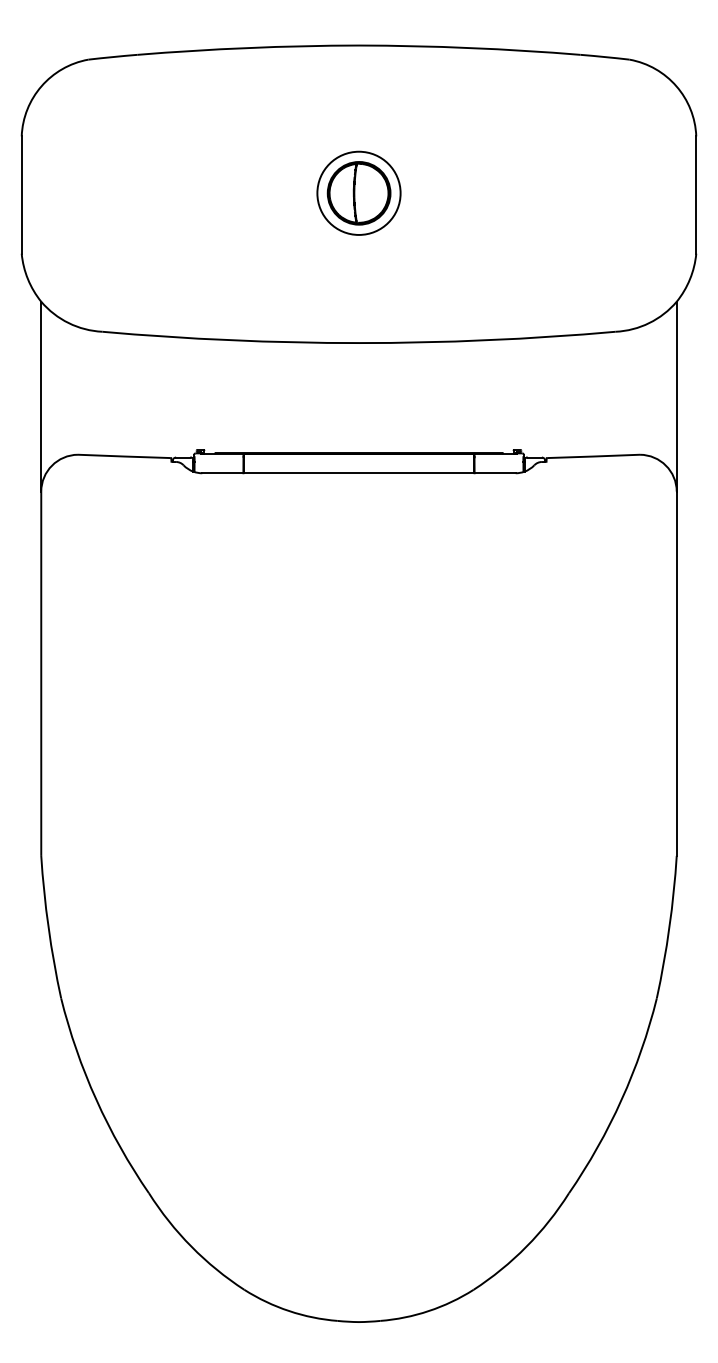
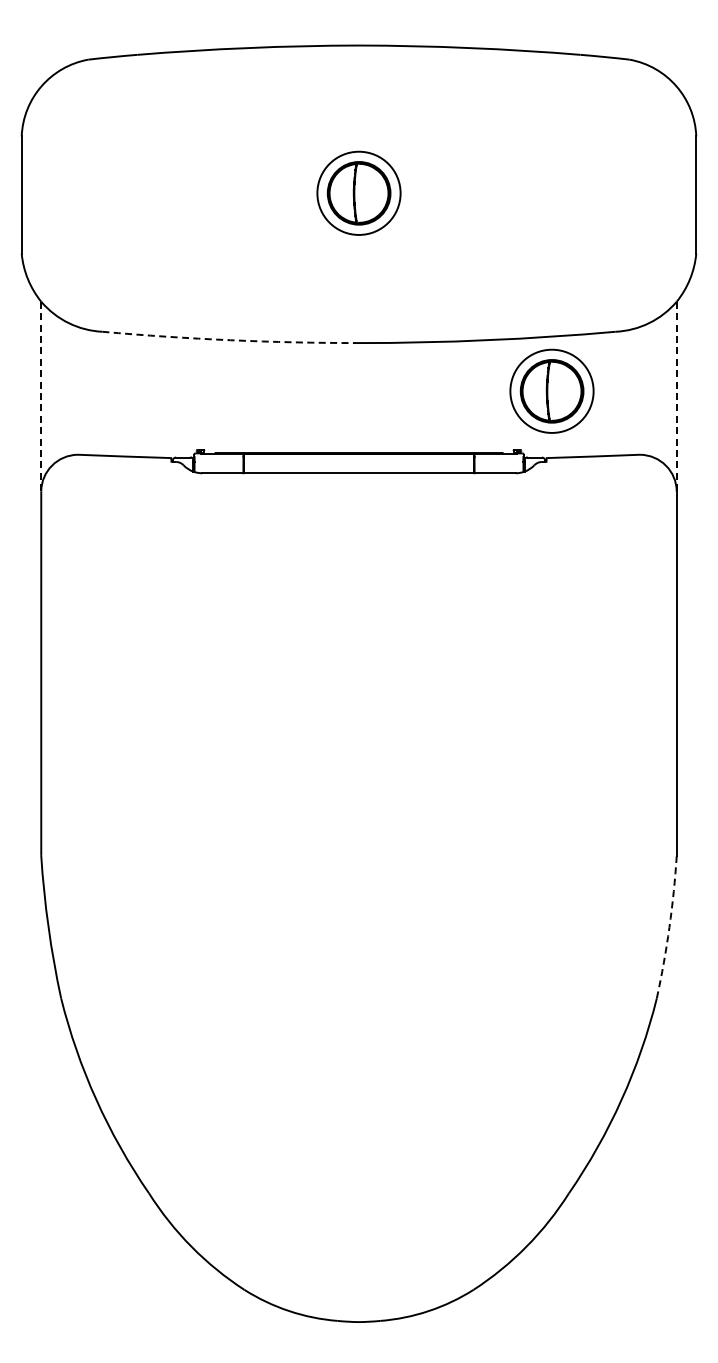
arc: solid -> dashed (230, 340)
part: none -> present (551, 390)
line: solid -> dashed (41, 396)
line: solid -> dashed (676, 396)
arc: solid -> dashed (669, 927)
